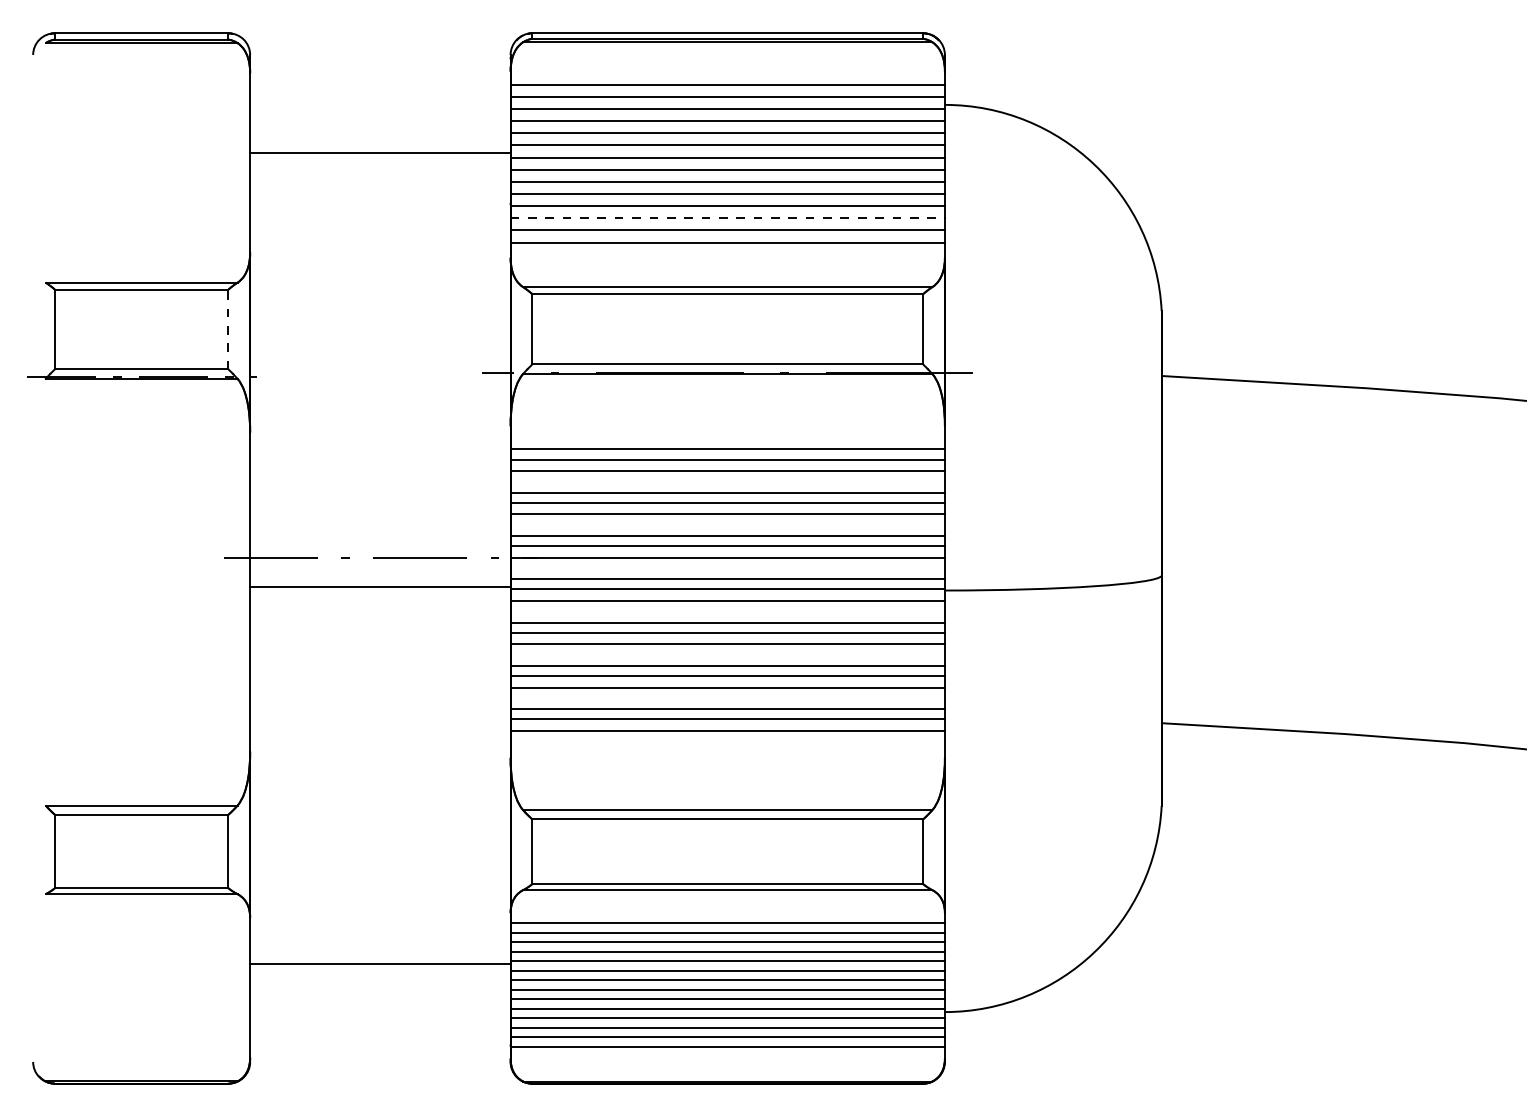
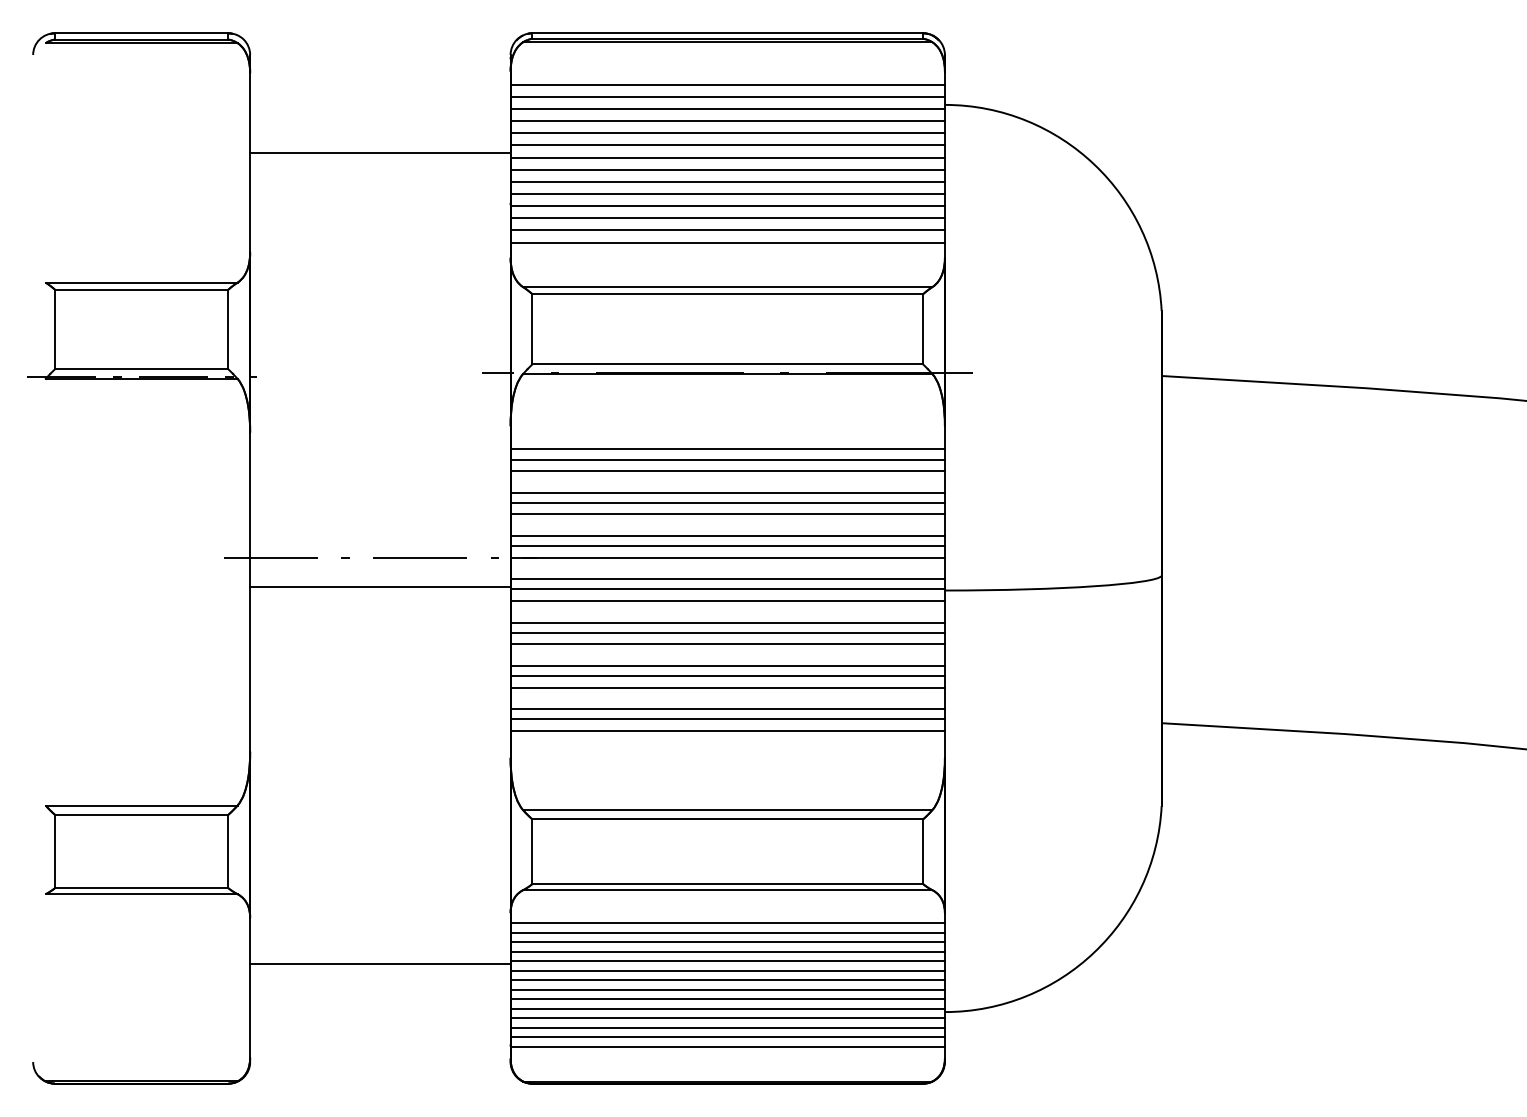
line: dashed -> solid (728, 218)
line: dashed -> solid (228, 329)
